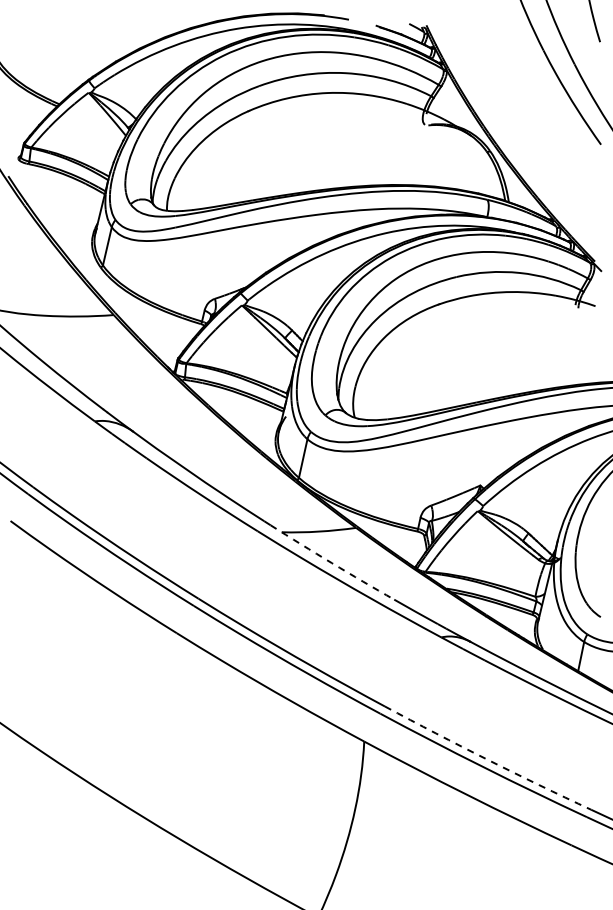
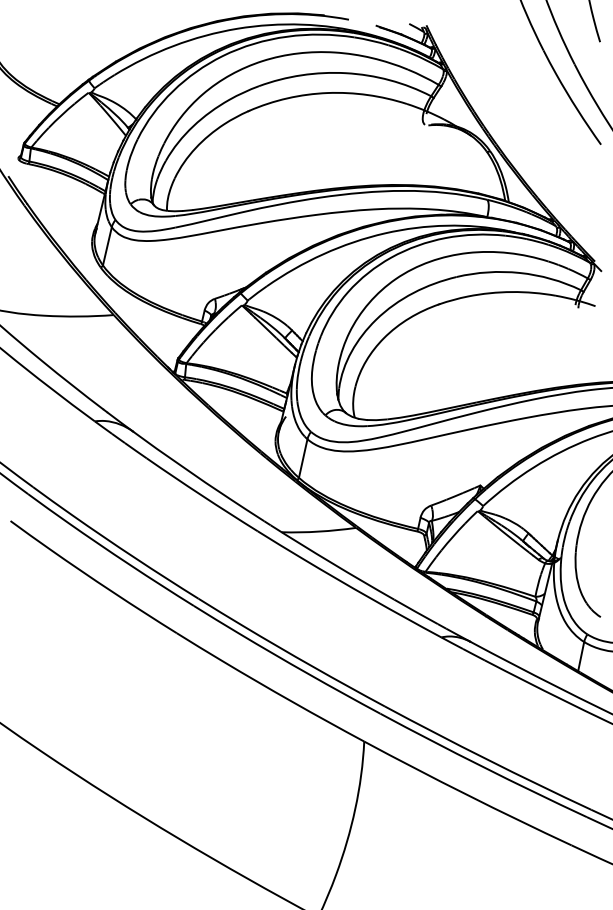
arc: dashed -> solid (331, 563)
arc: dashed -> solid (487, 759)
